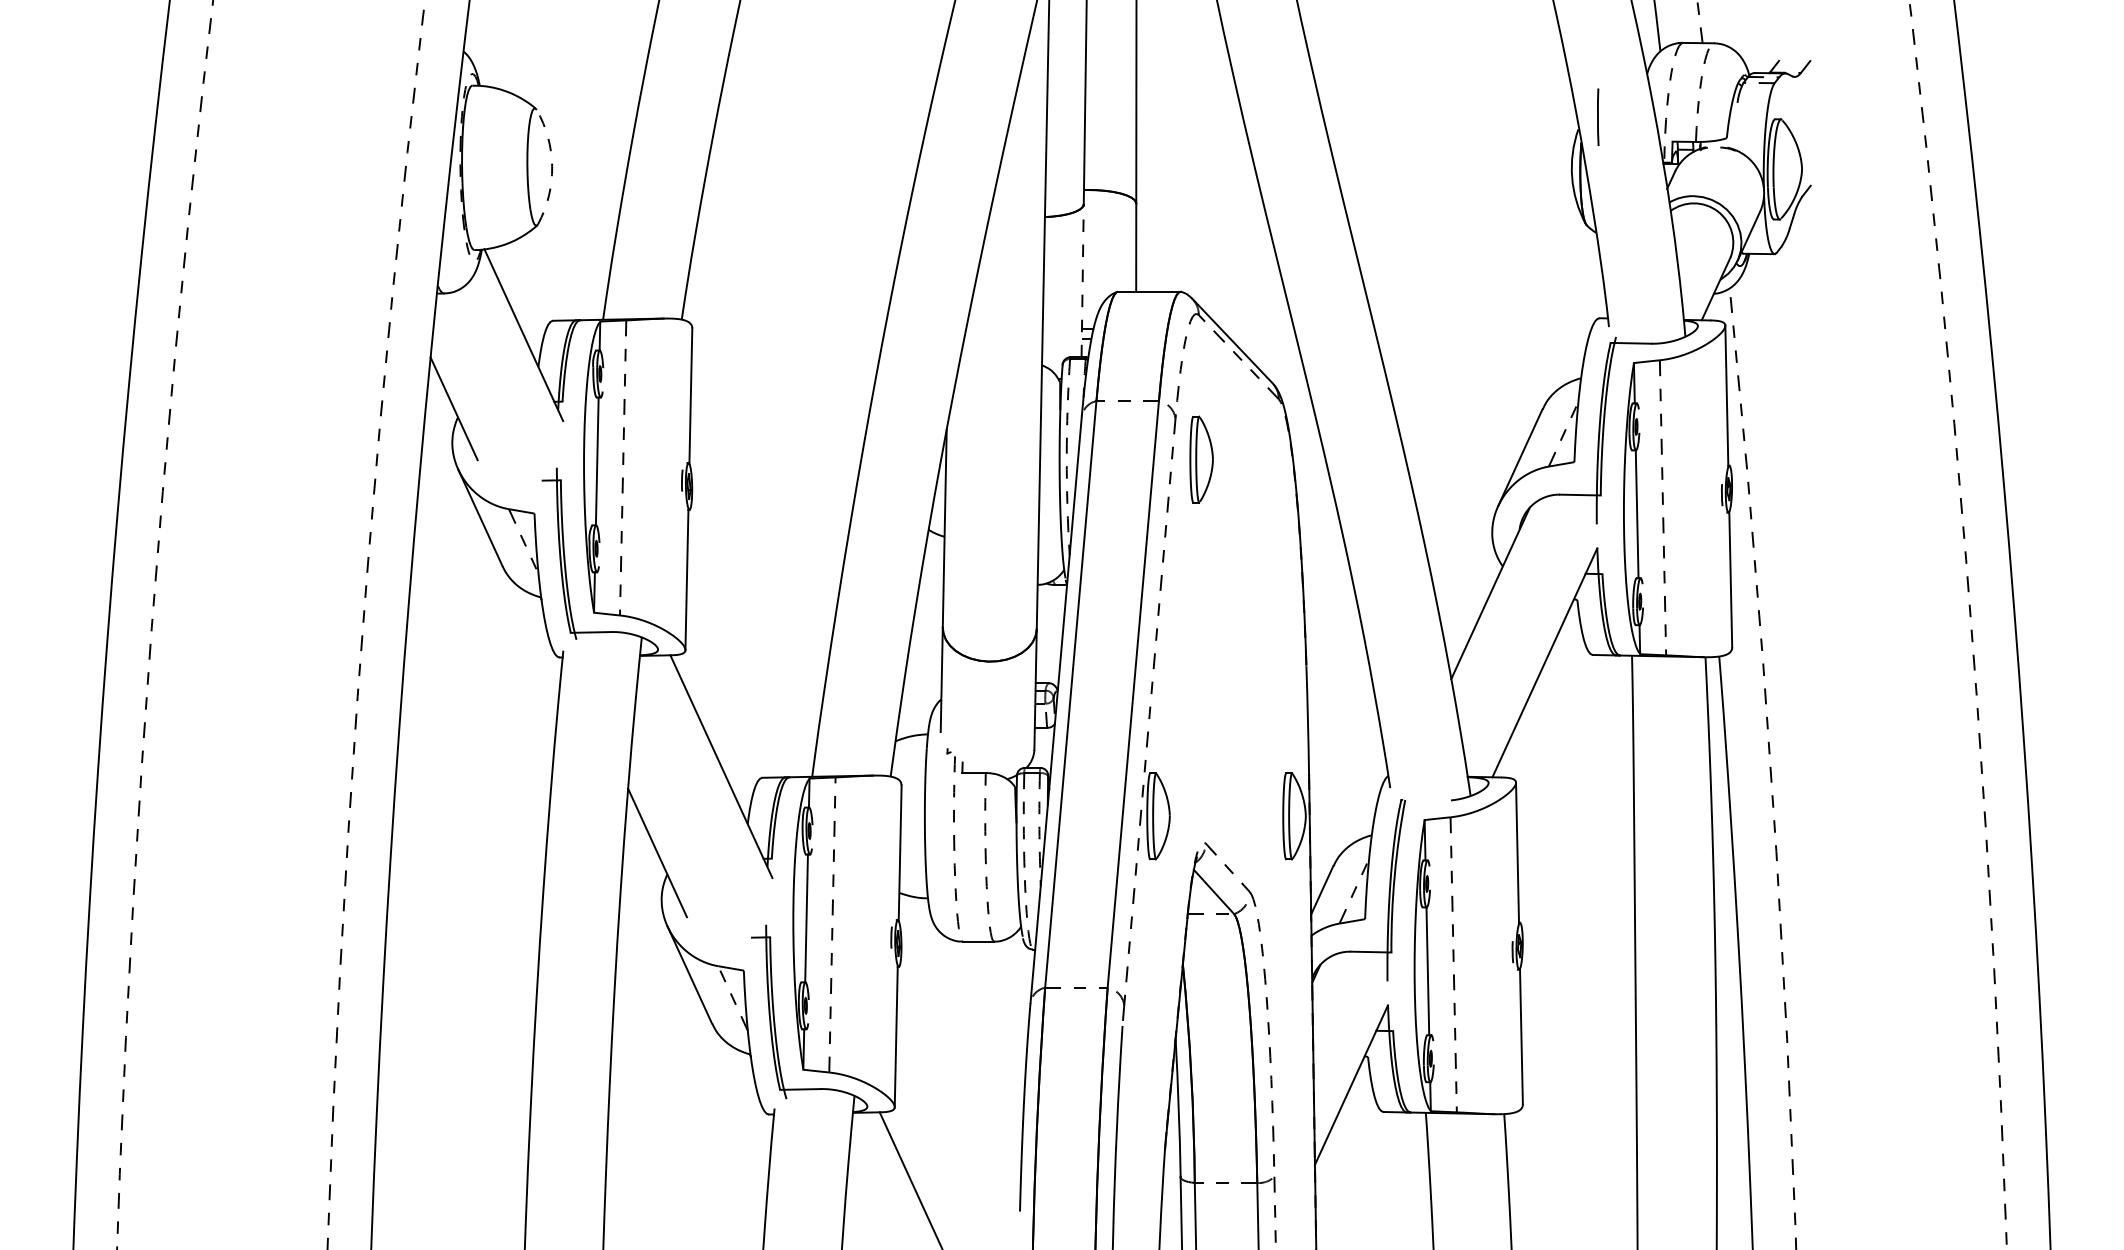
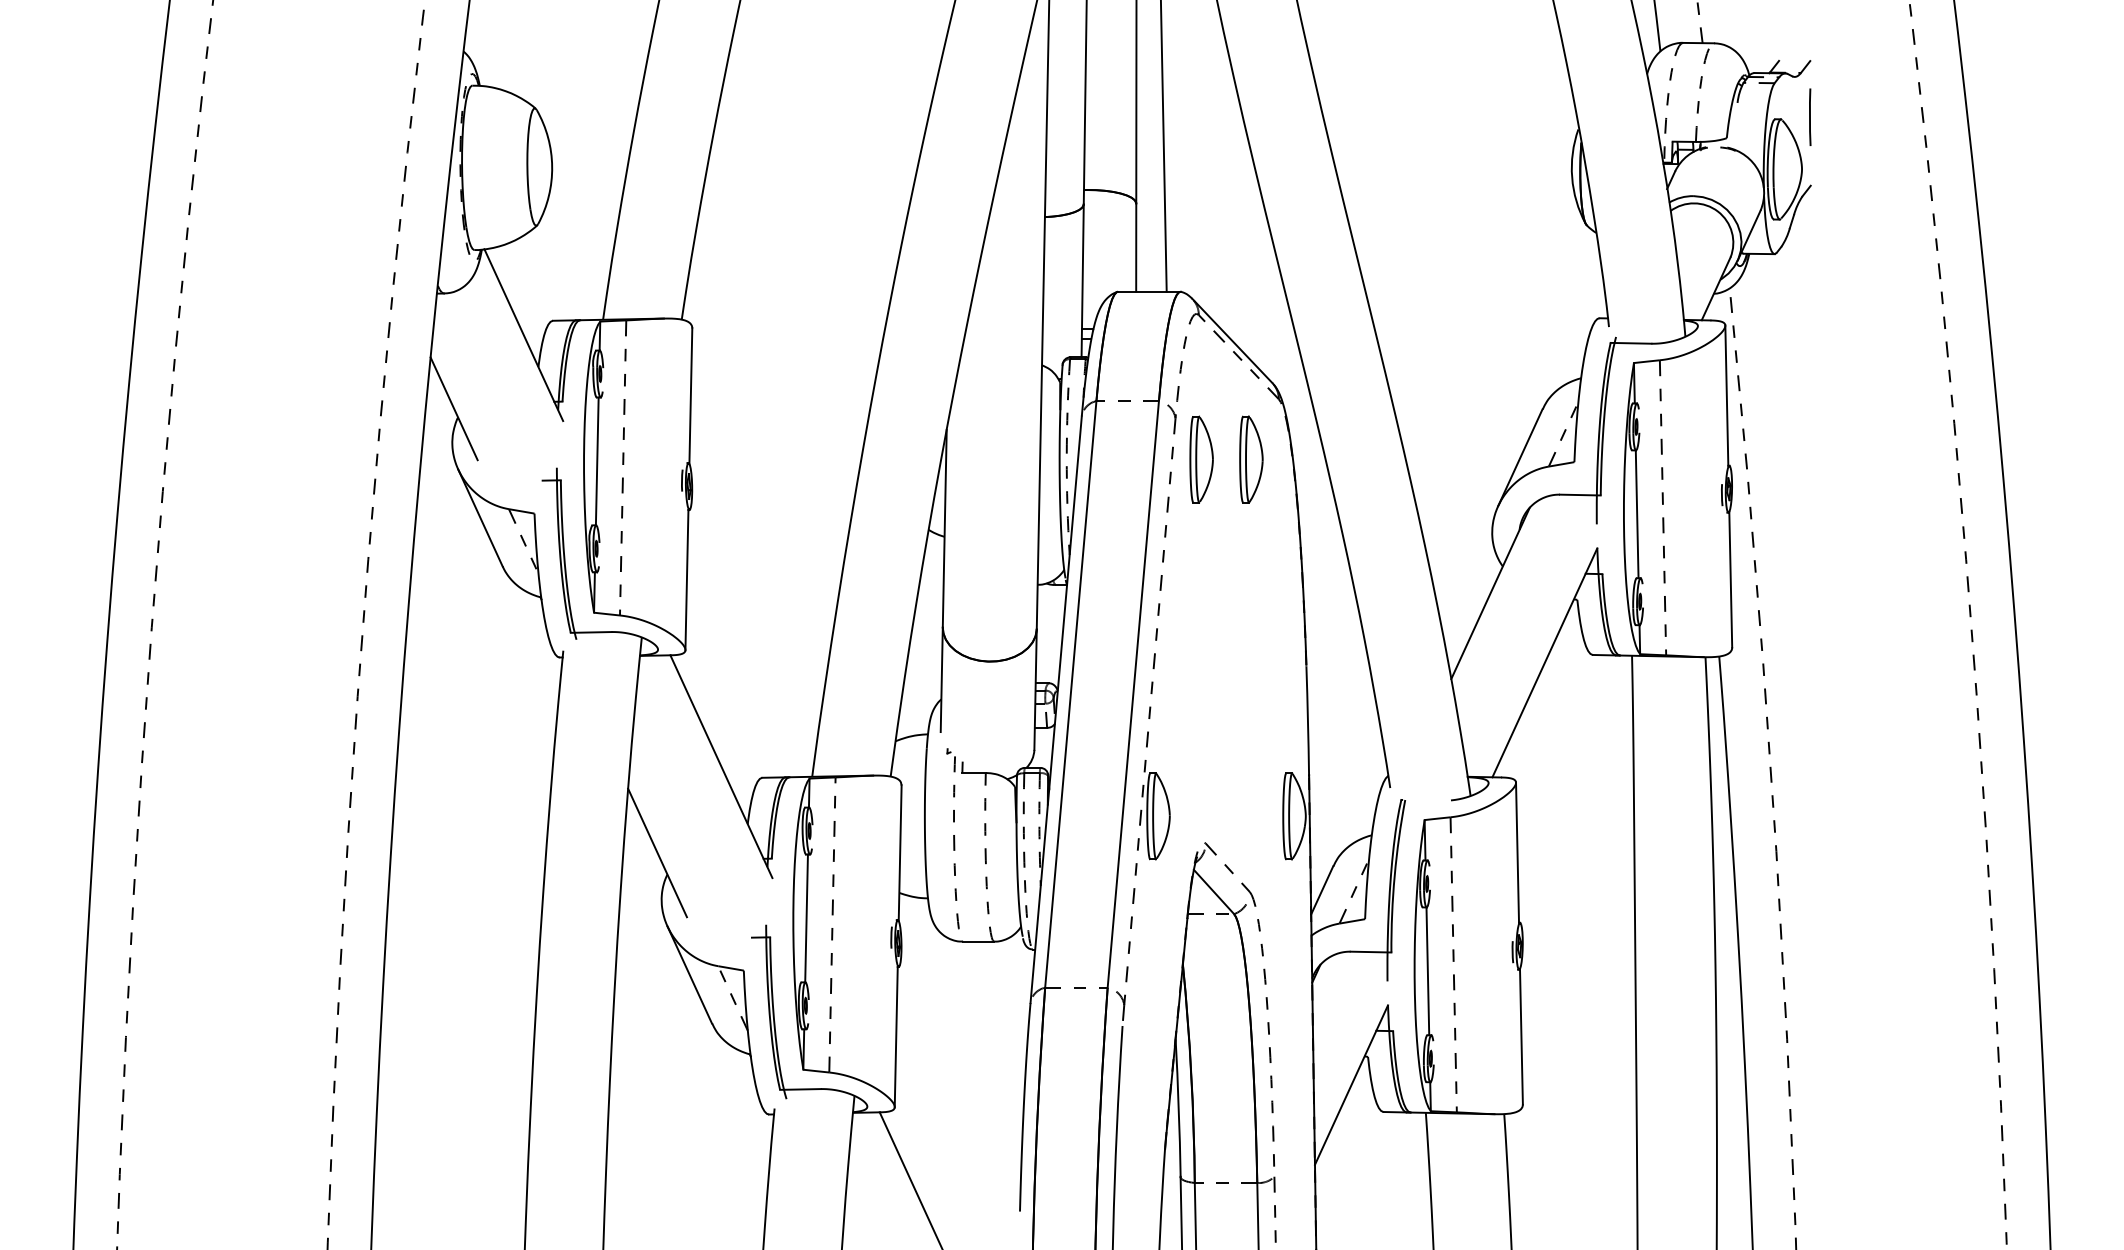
line position: (1598, 116) -> (1810, 116) (1810, 116)
line: none -> present (1163, 146)
arc: dashed -> solid (552, 166)
line: dashed -> solid (1082, 280)
part: none -> present (1251, 459)
